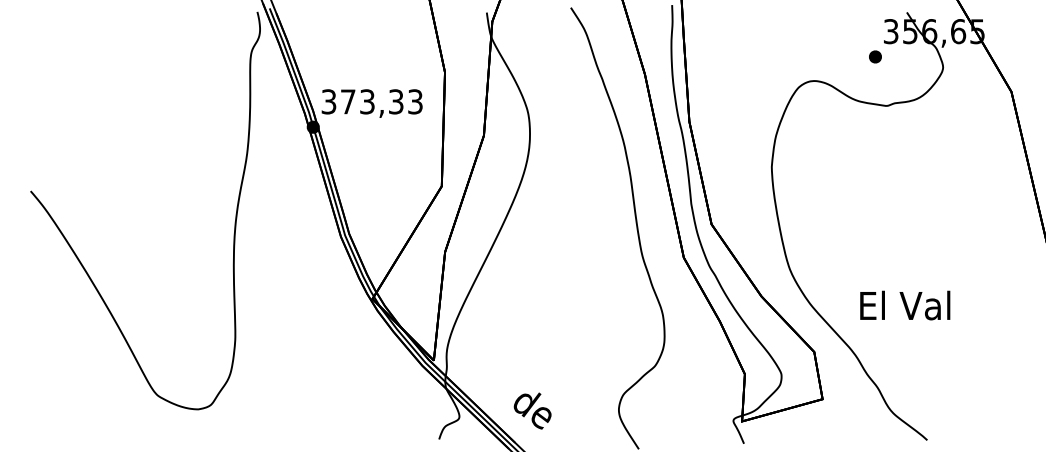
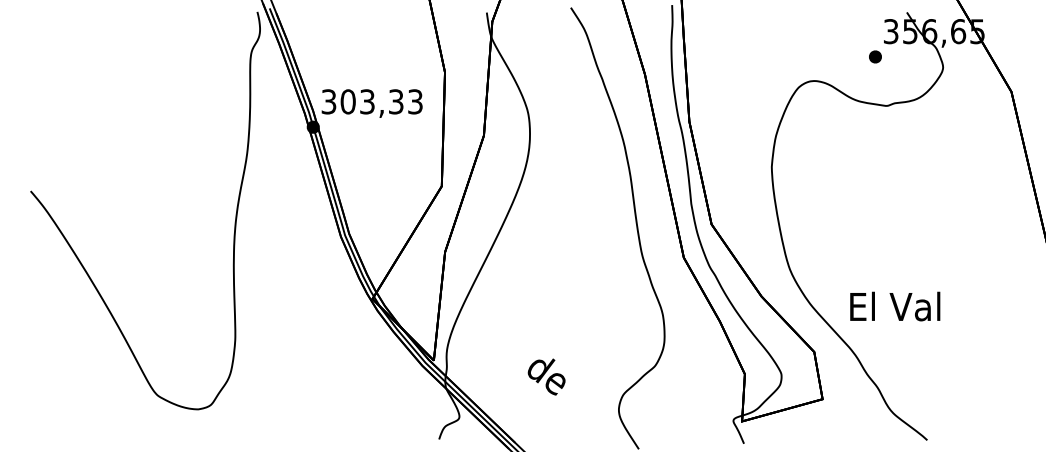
text: 373,33 -> 303,33 (347, 101)
text position: (905, 305) -> (895, 306) (895, 306)
text position: (532, 410) -> (546, 376) (546, 376)
